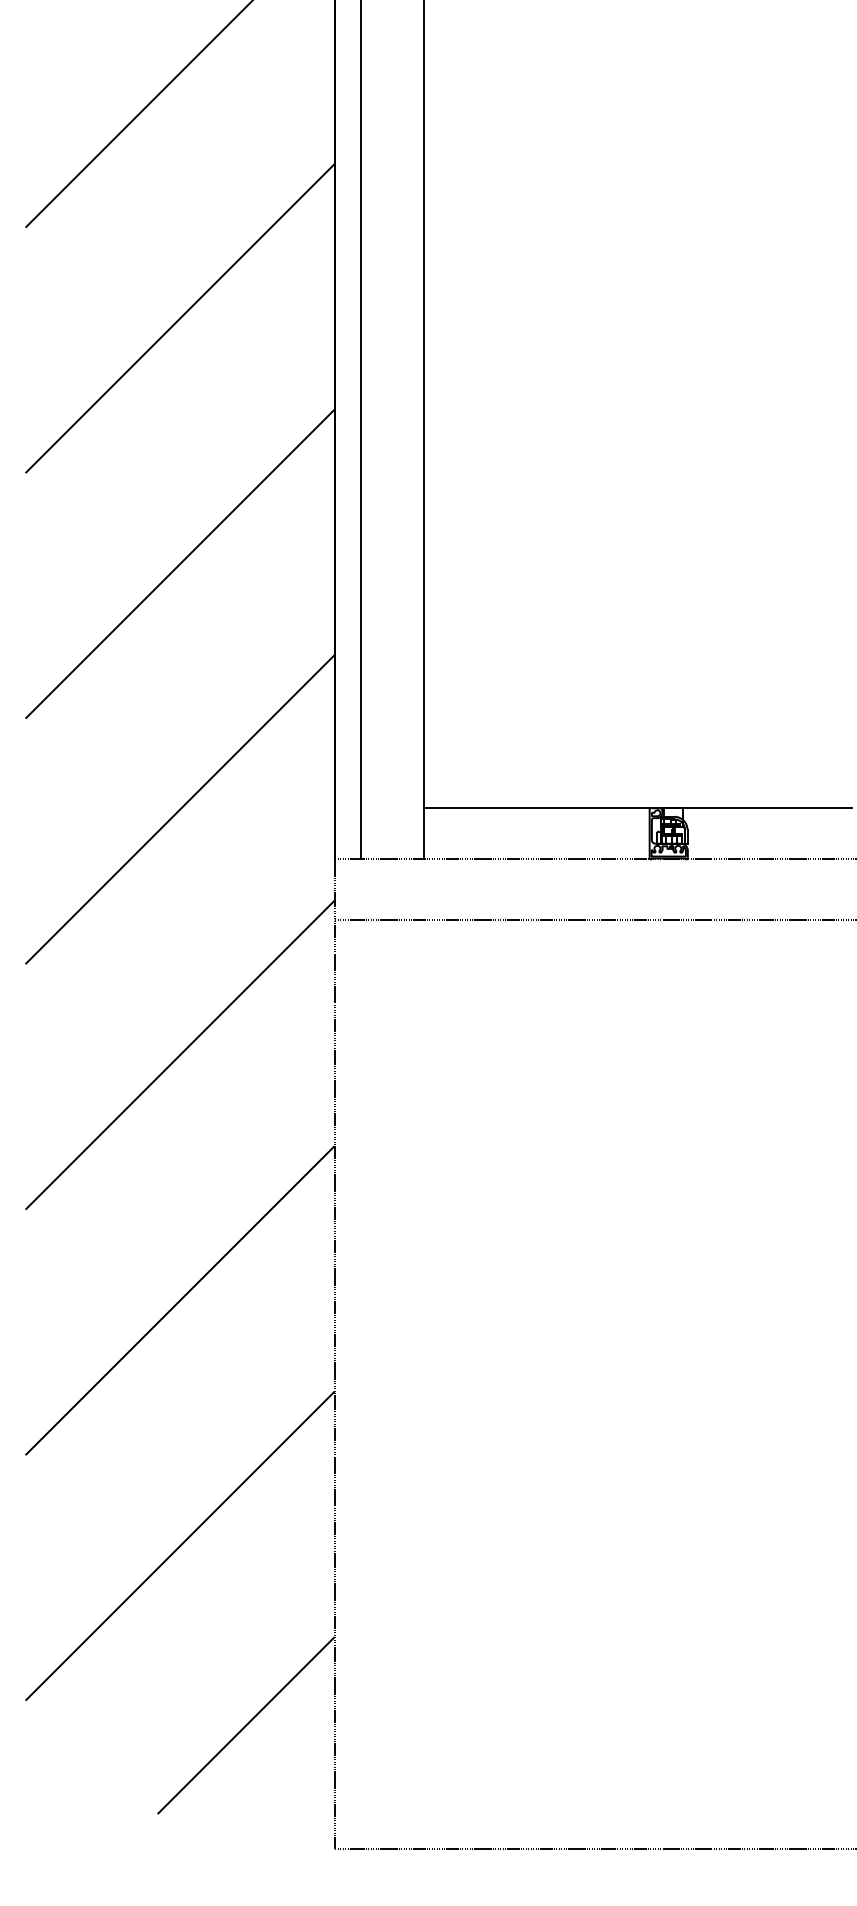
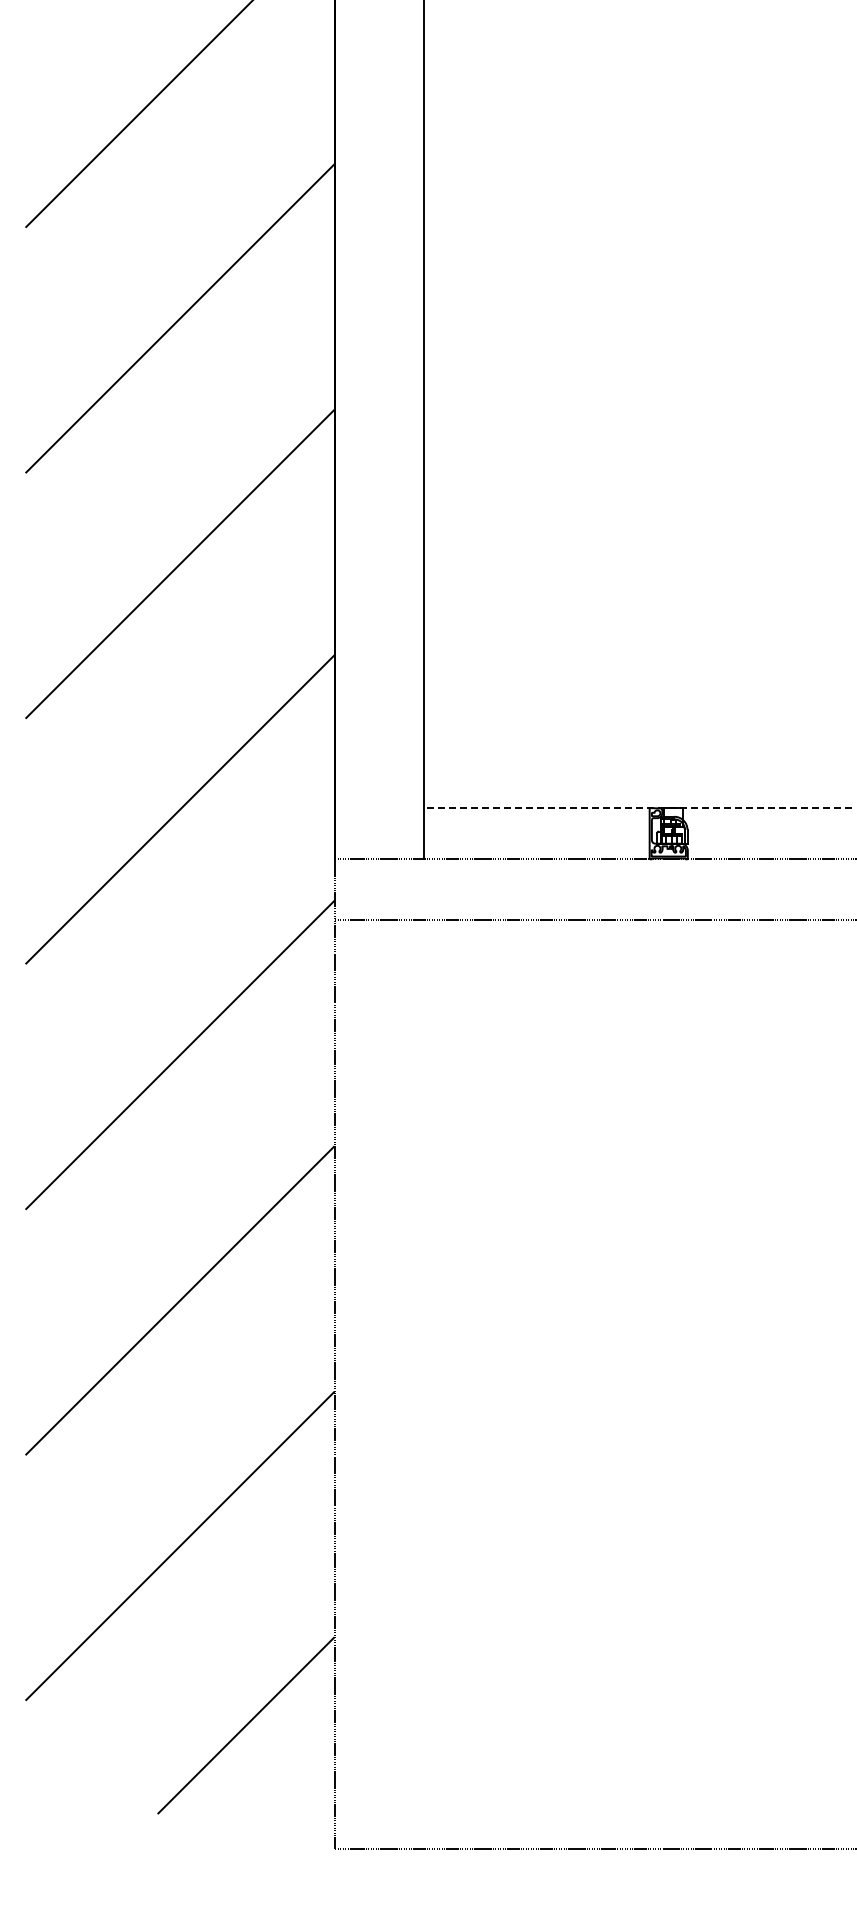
line: present -> none (360, 430)
line: solid -> dashed (637, 808)
